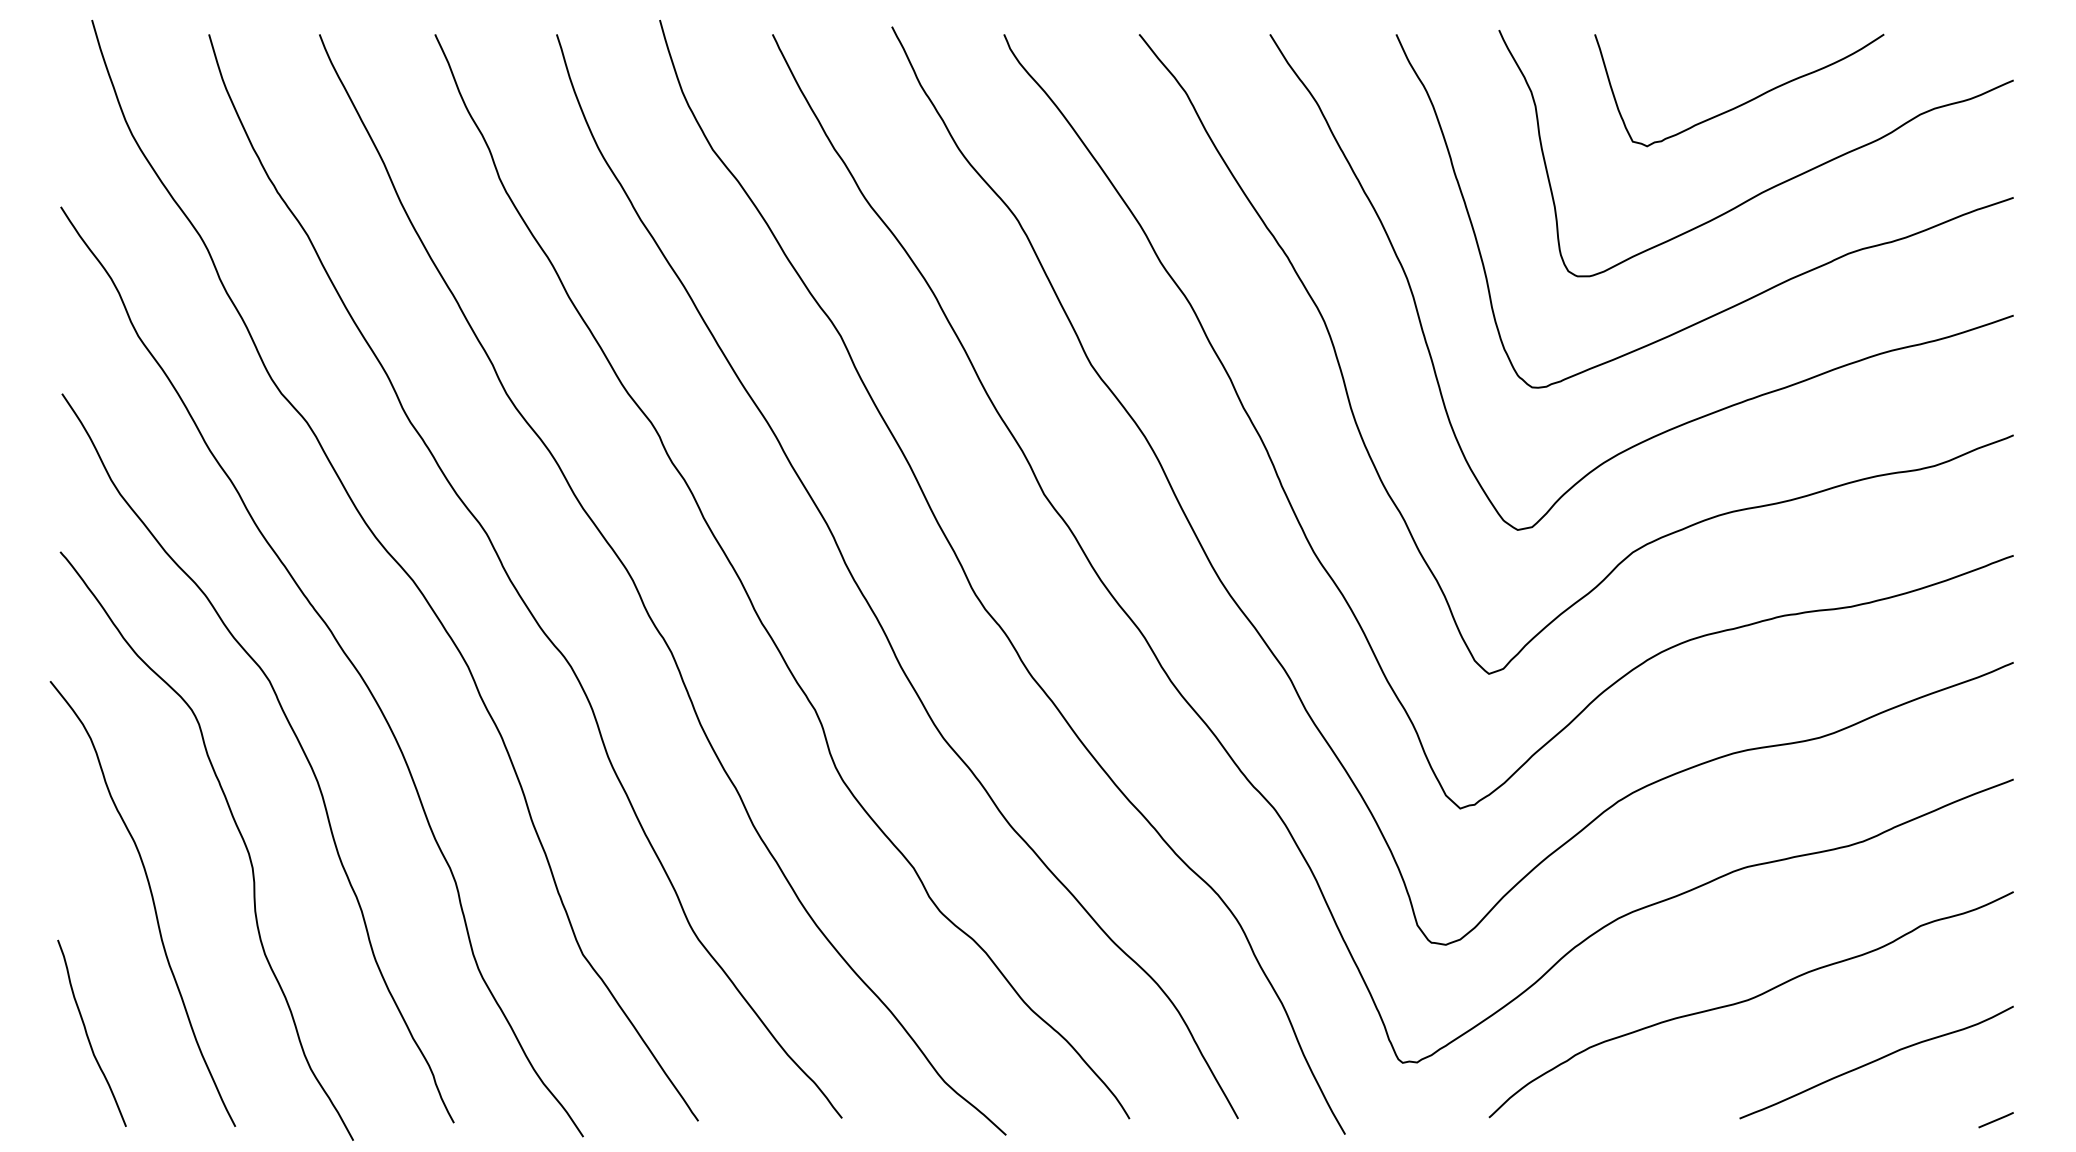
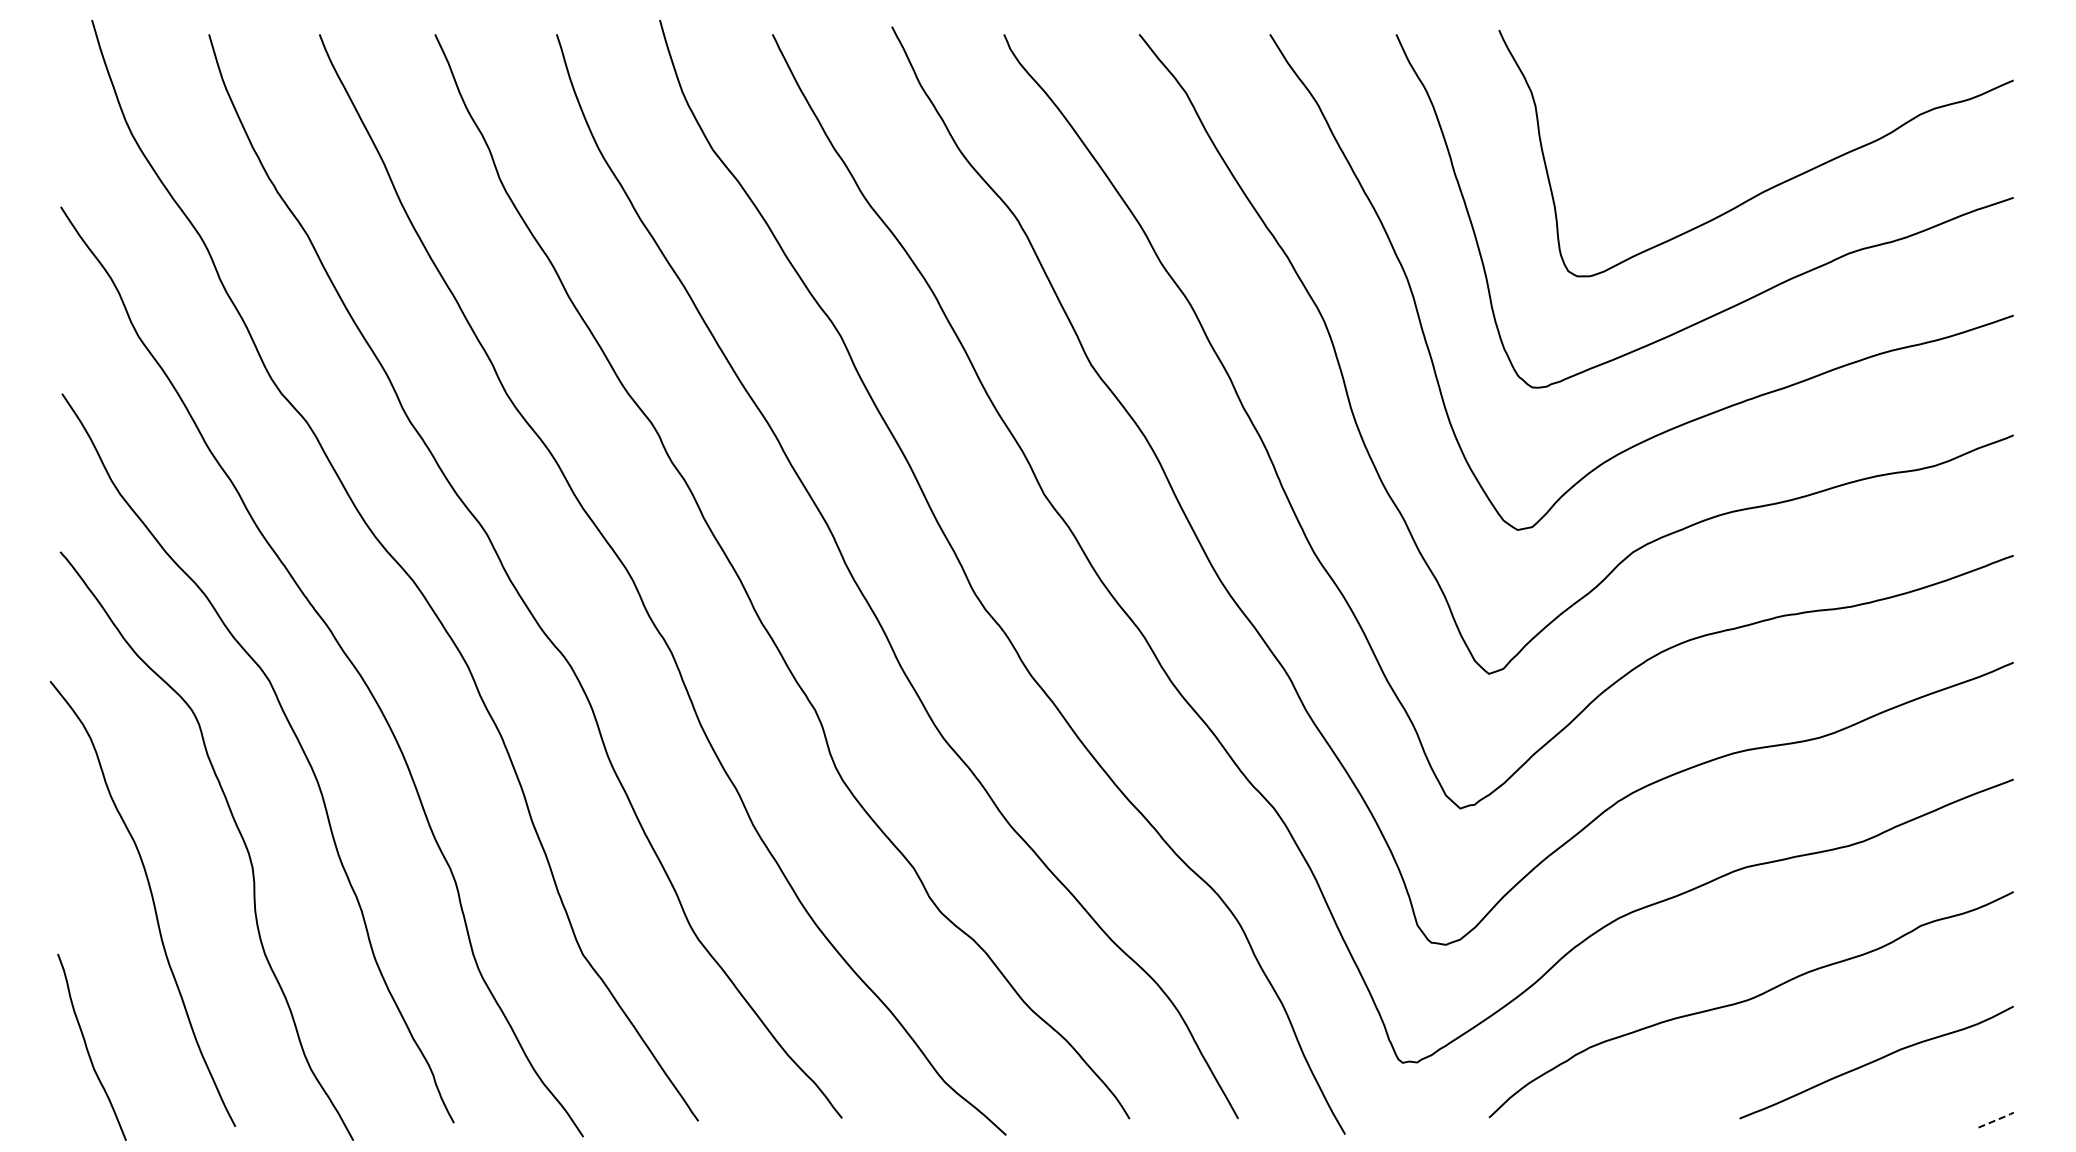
curve: present -> none (1744, 102)
curve position: (87, 1032) -> (87, 1046) (87, 1046)
line: solid -> dashed (1997, 1119)
